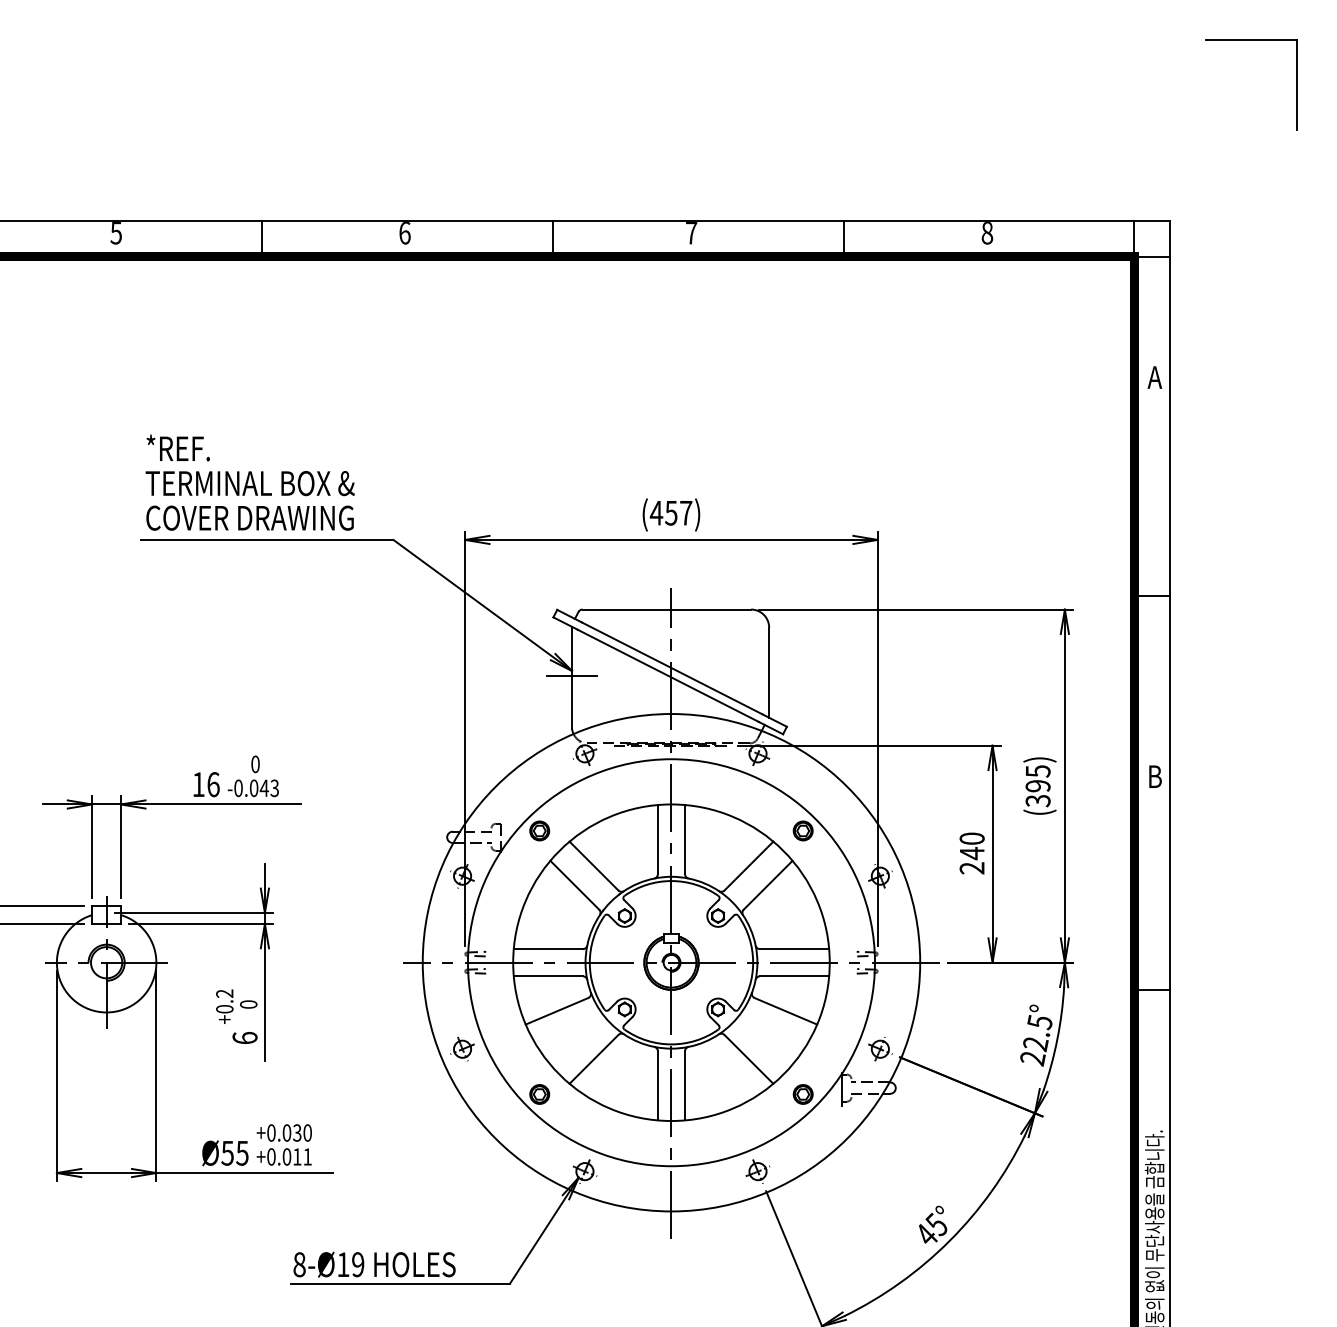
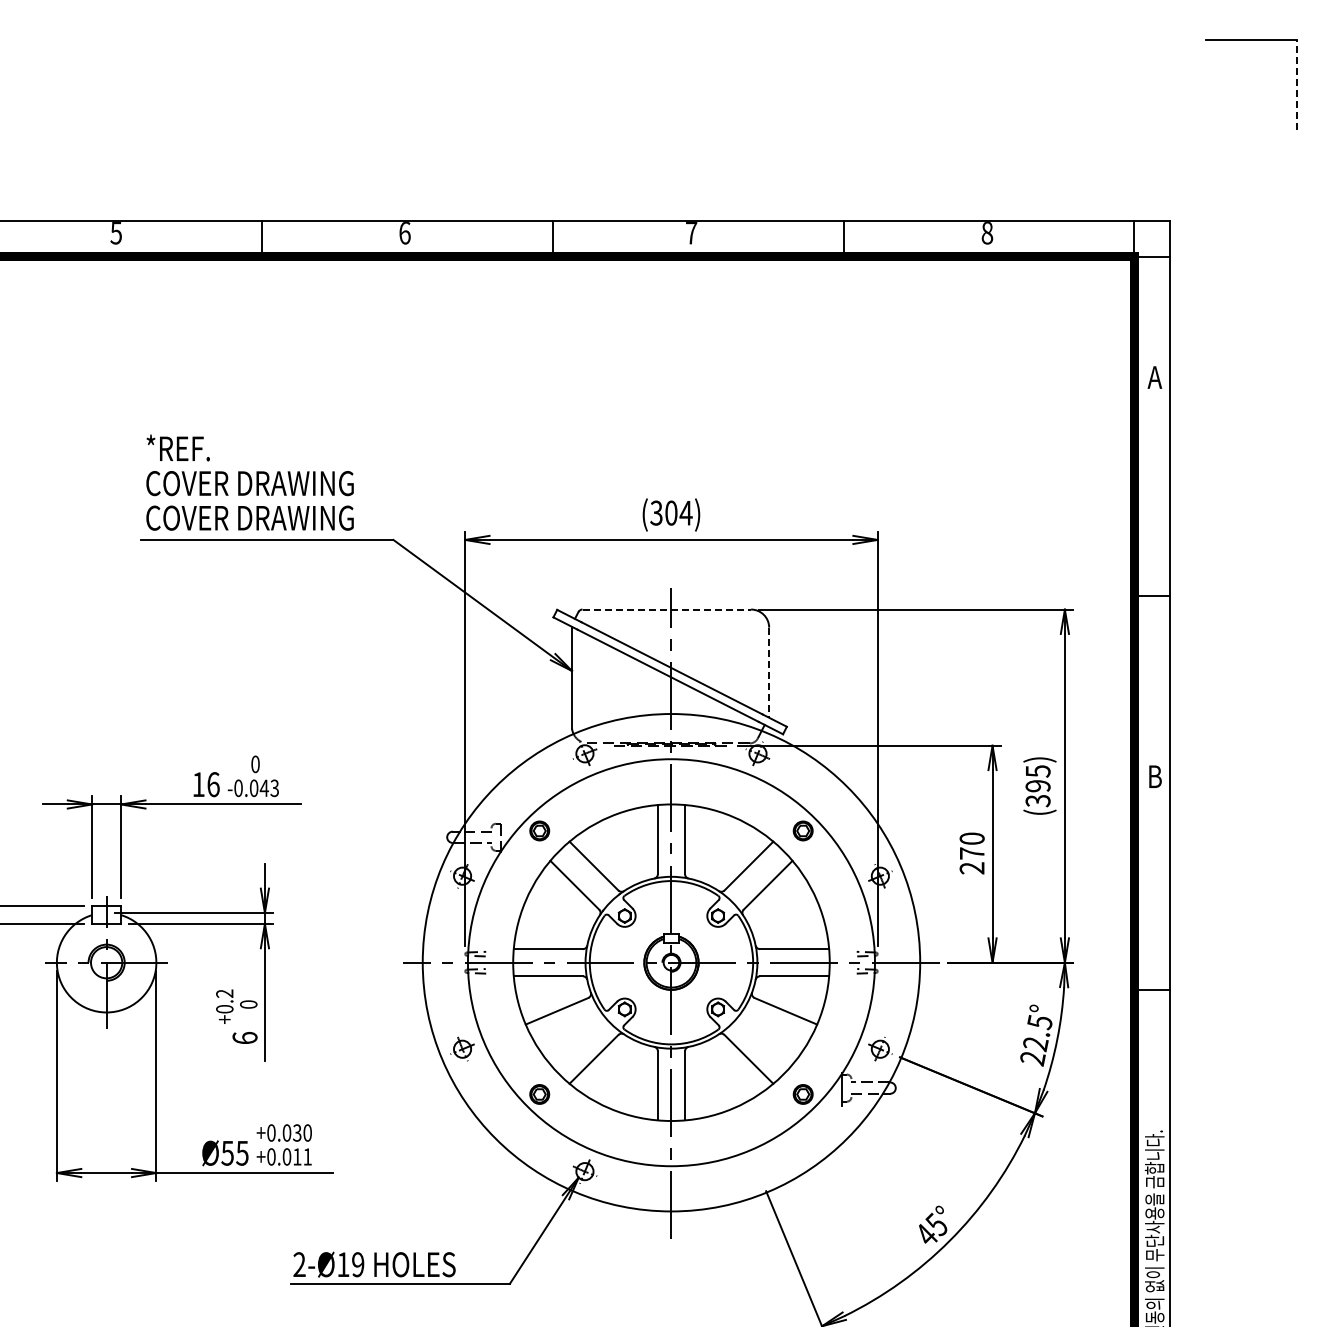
line: solid -> dashed (1296, 84)
text: TERMINAL BOX & -> COVER DRAWING (249, 483)
text: (457) -> (304) (670, 512)
line: solid -> dashed (667, 609)
line: solid -> dashed (769, 673)
line: present -> none (572, 675)
text: 240 -> 270 (972, 853)
part: present -> none (757, 1171)
text: 8-Ø19 -> 2-Ø19 (299, 1264)
